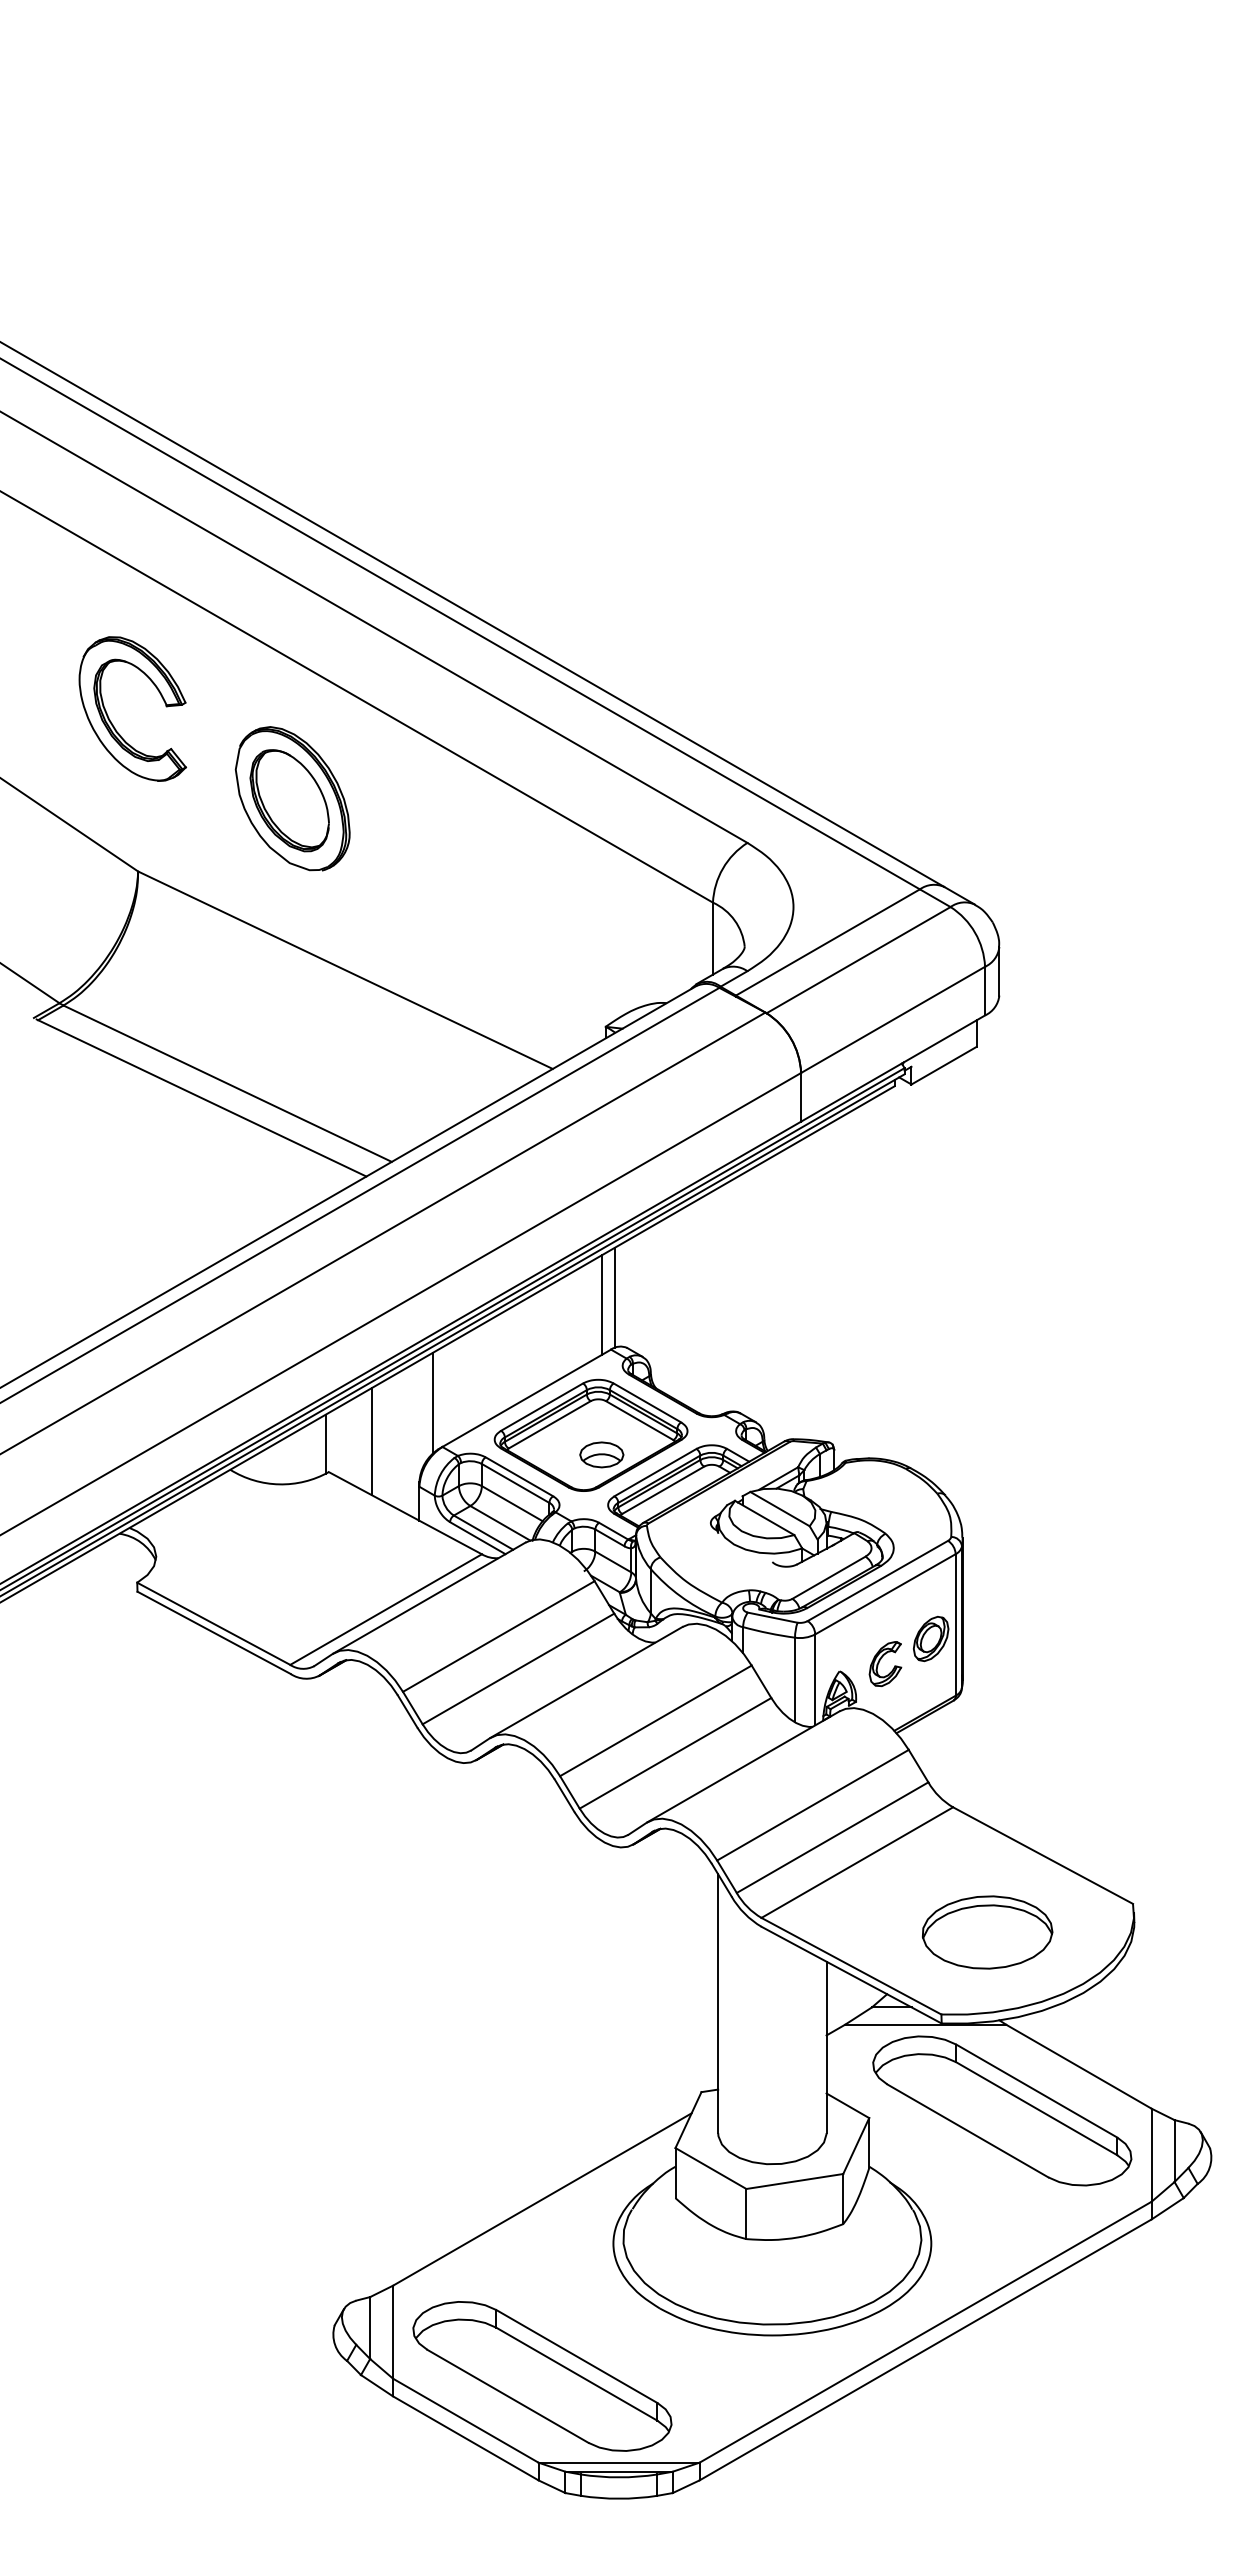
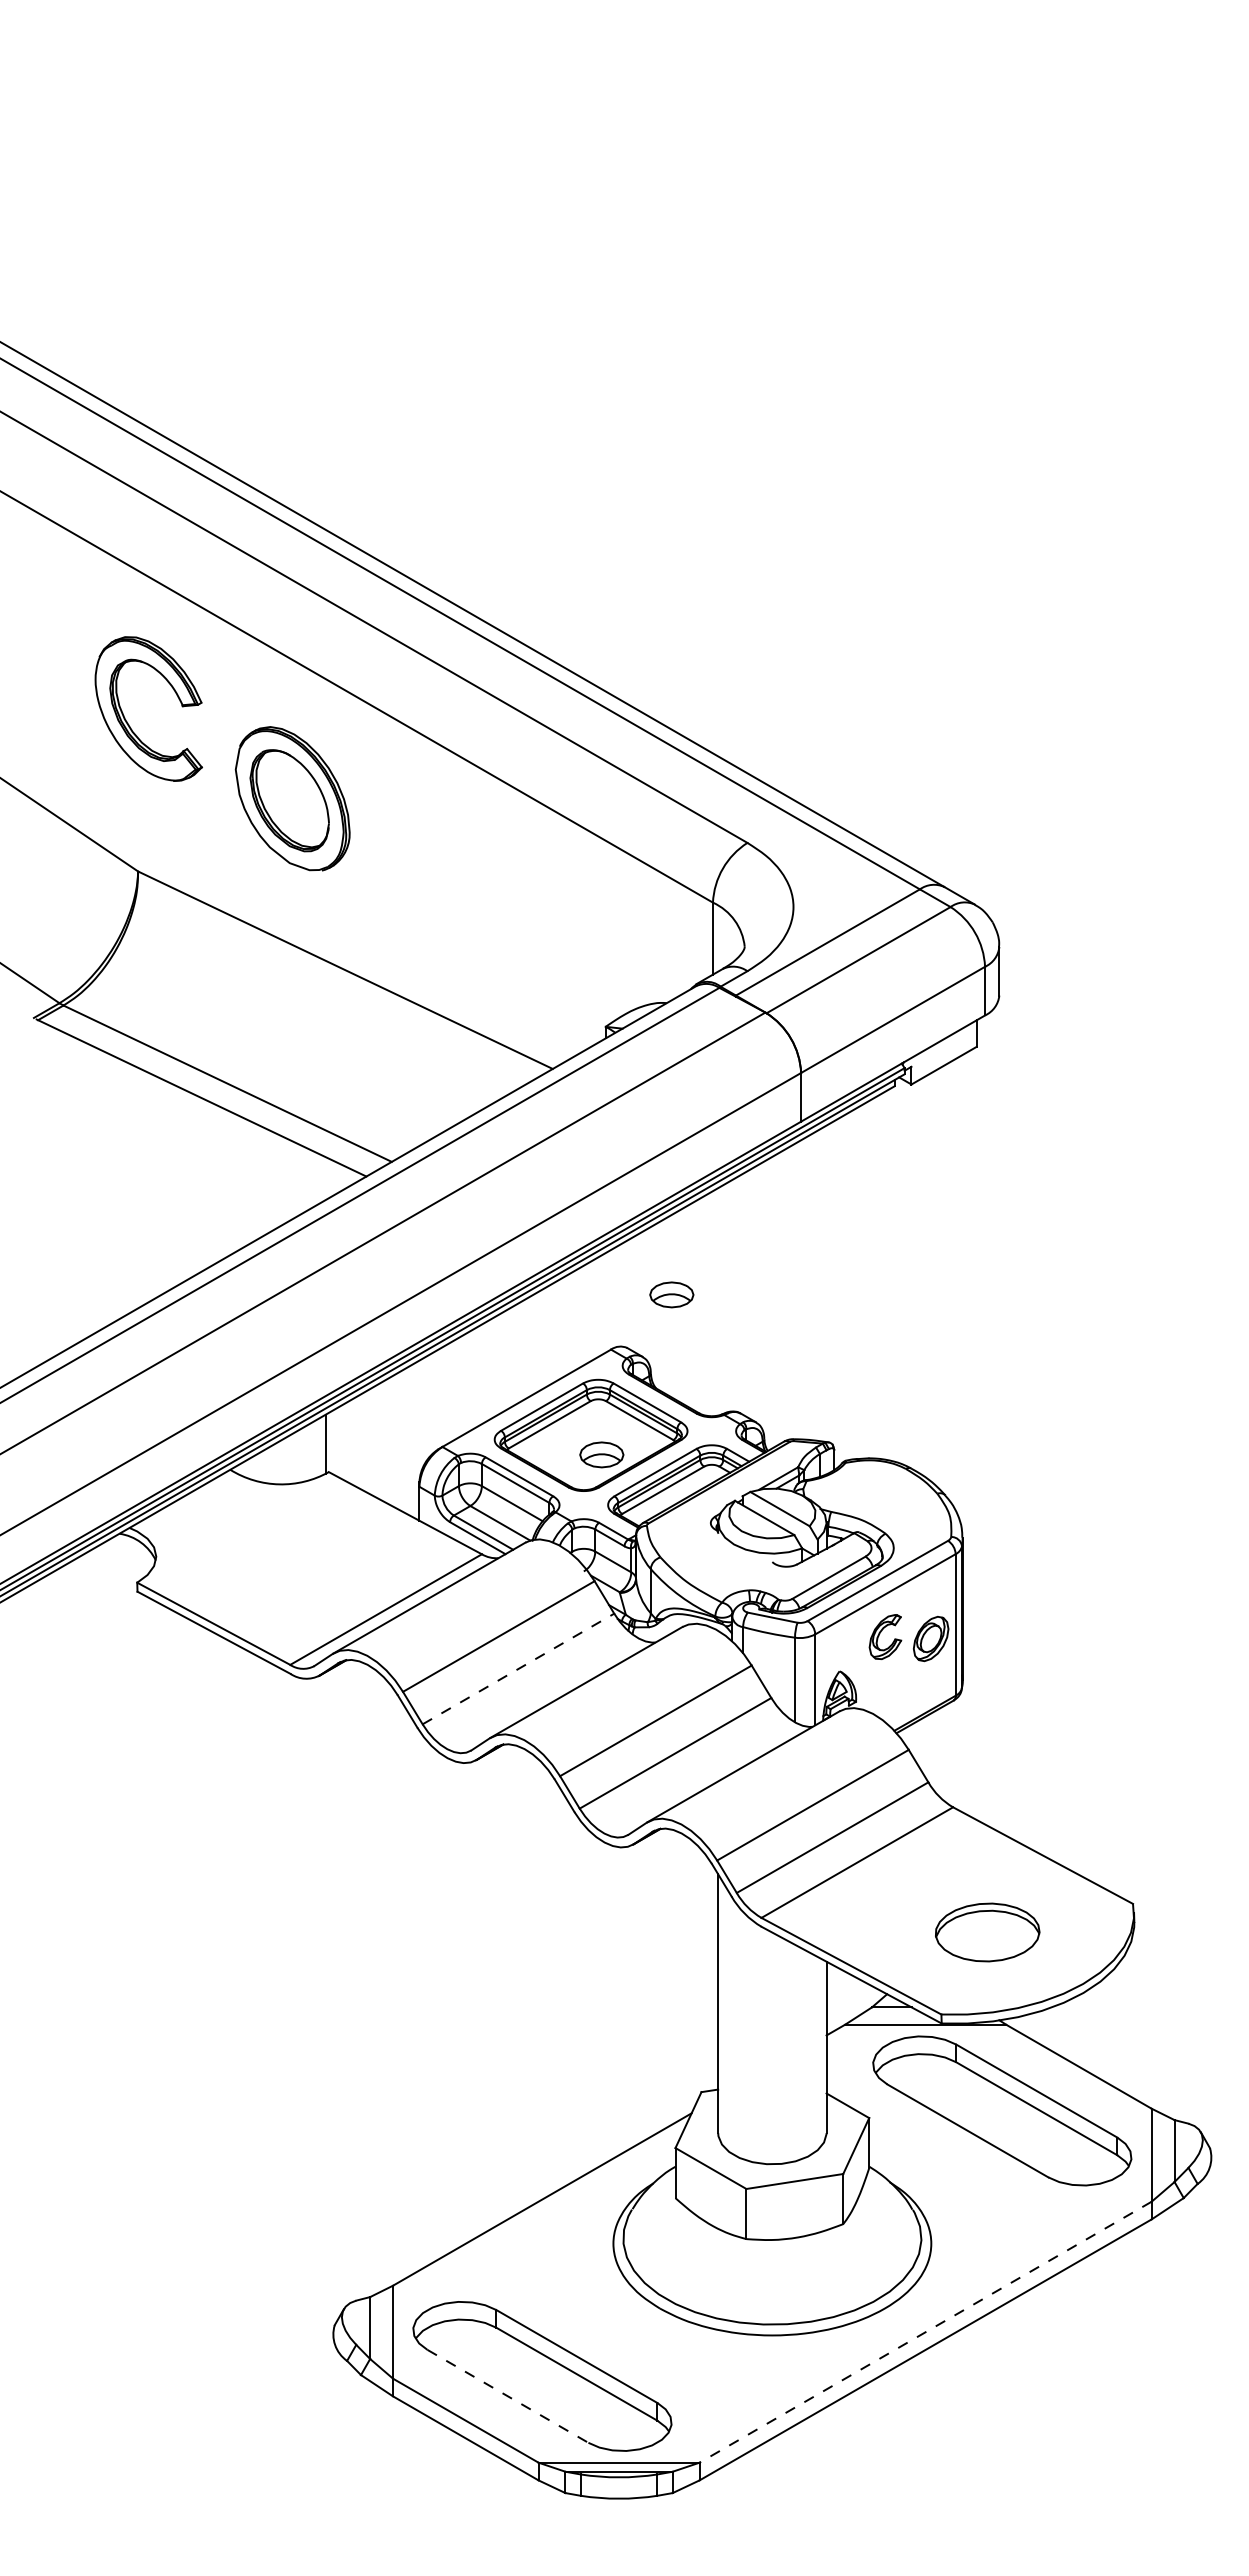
part position: (110, 719) -> (126, 719) (126, 719)
part: none -> present (671, 1294)
line: present -> none (614, 1297)
line: present -> none (601, 1304)
line: present -> none (433, 1402)
line: present -> none (371, 1441)
part position: (885, 1663) -> (885, 1636) (885, 1636)
line: solid -> dashed (518, 1668)
part size: 132x75 px -> 106x61 px (987, 1932)
line: solid -> dashed (925, 2332)
line: solid -> dashed (507, 2396)
